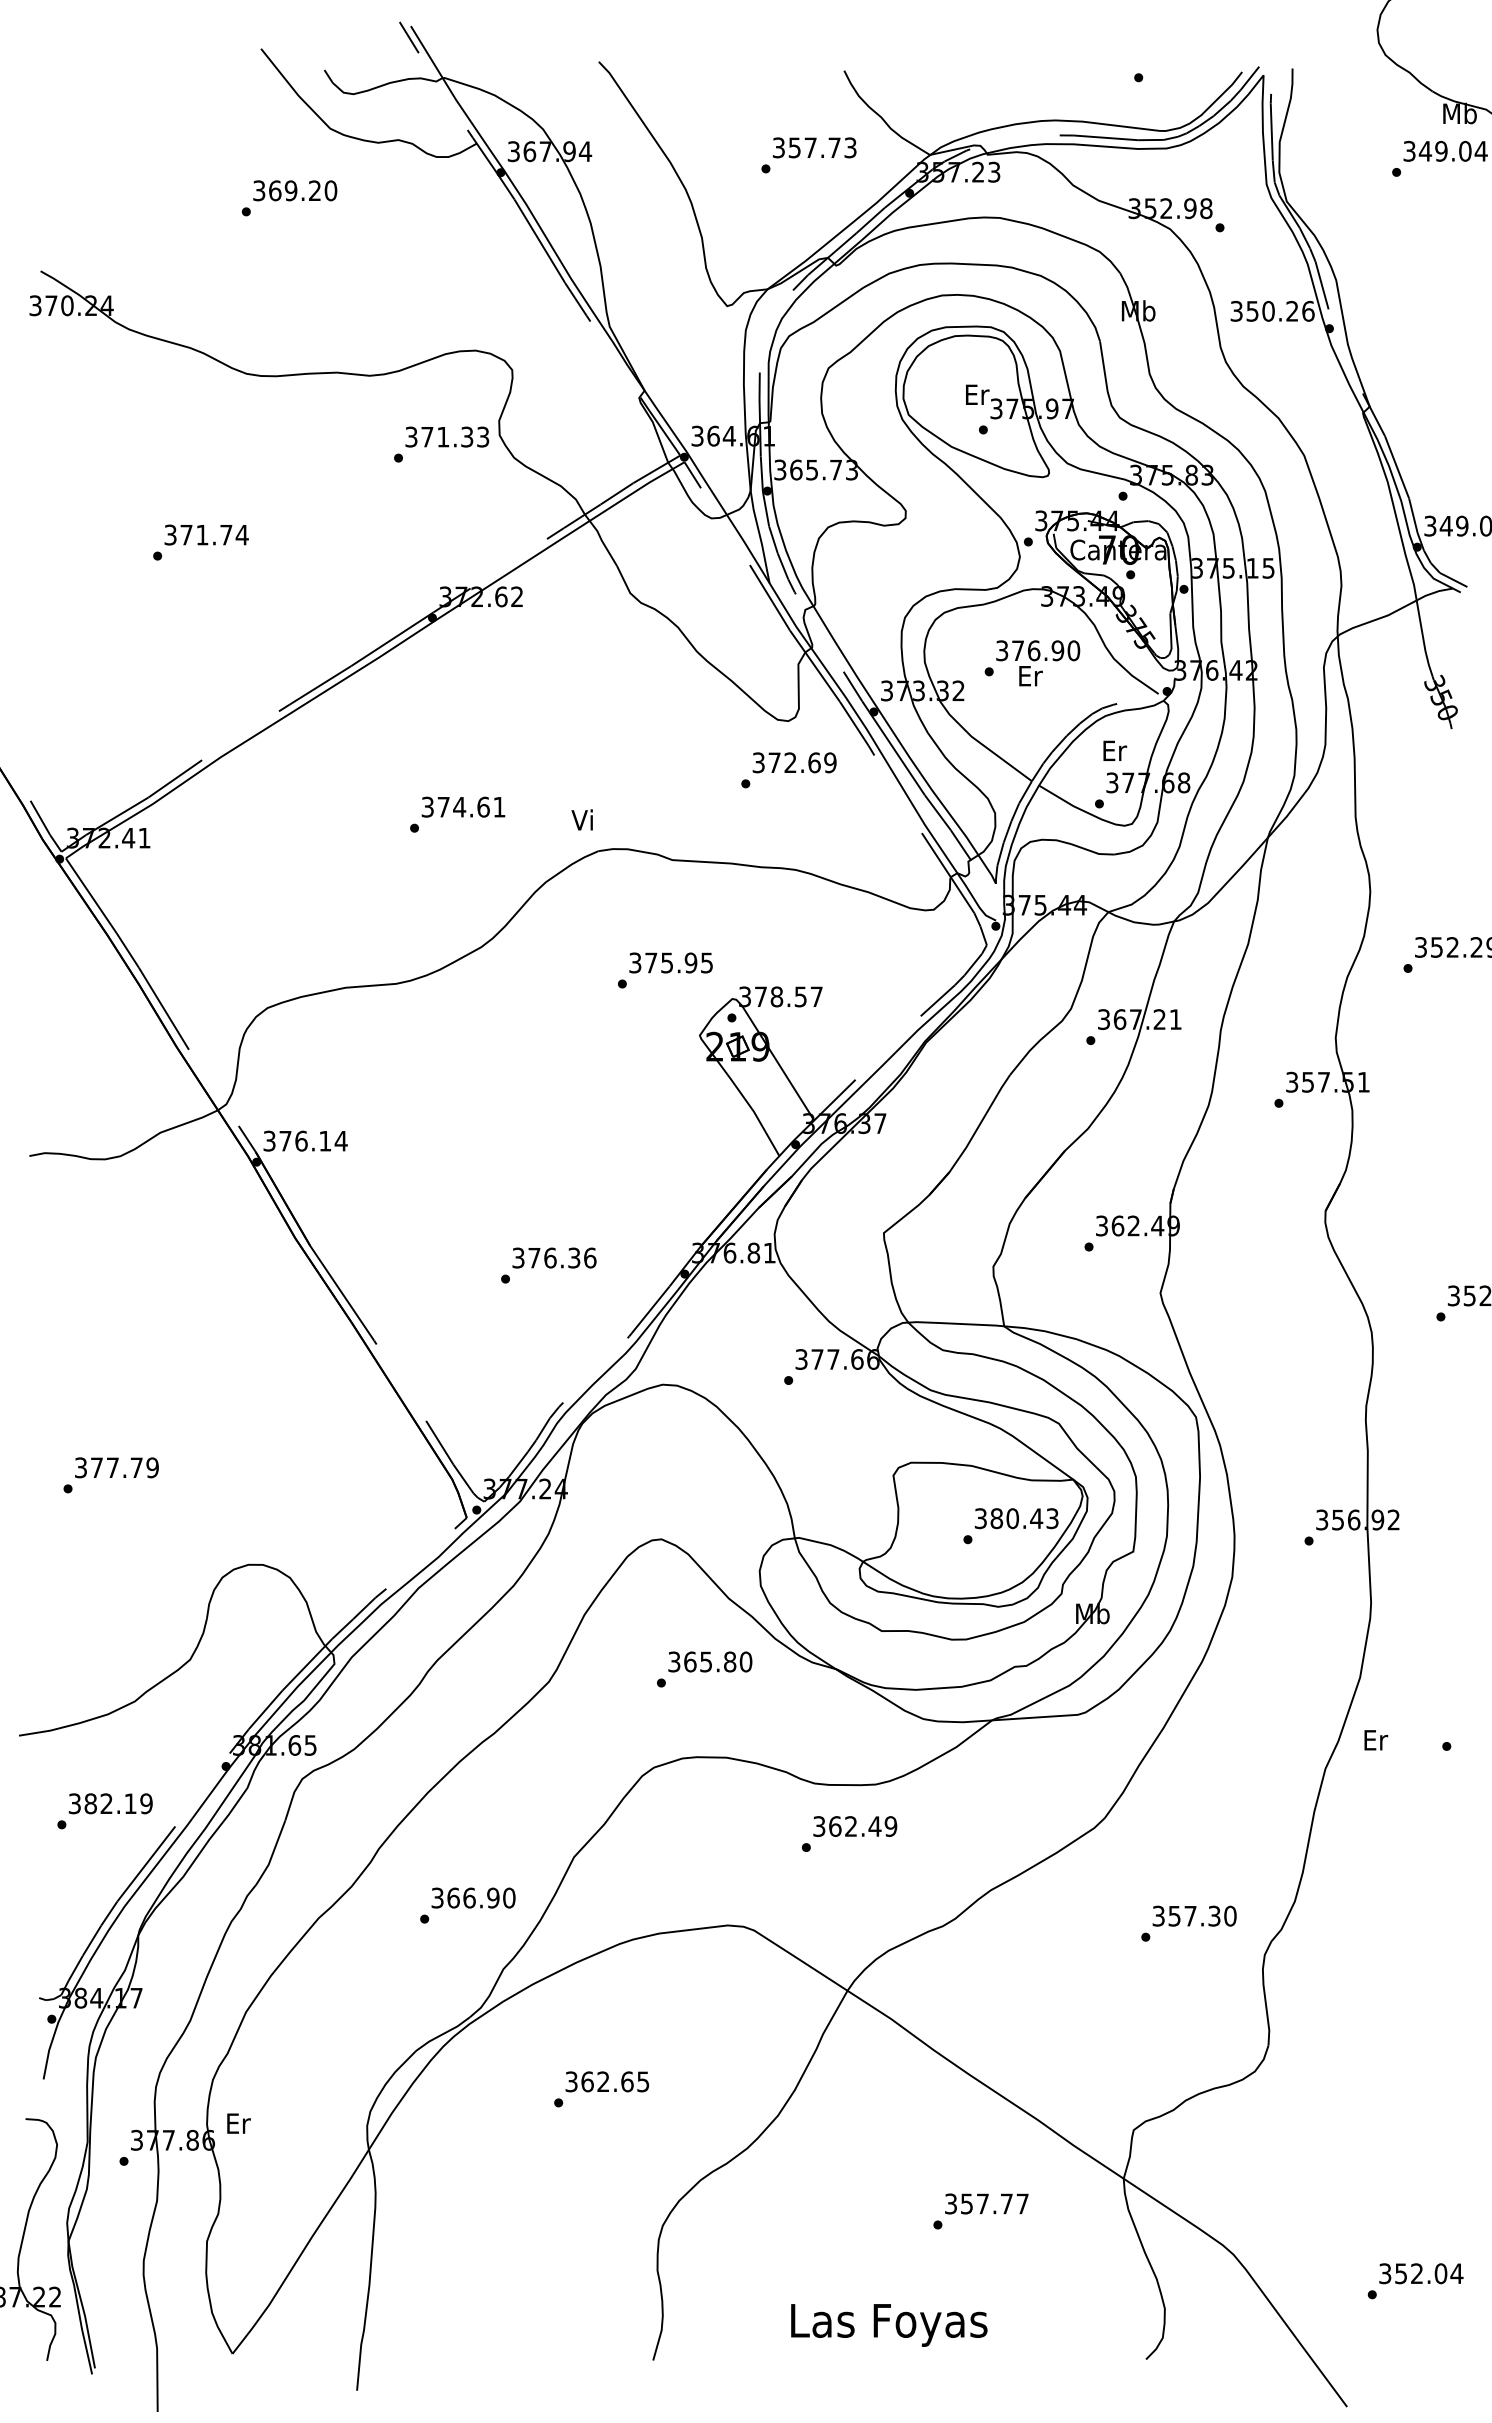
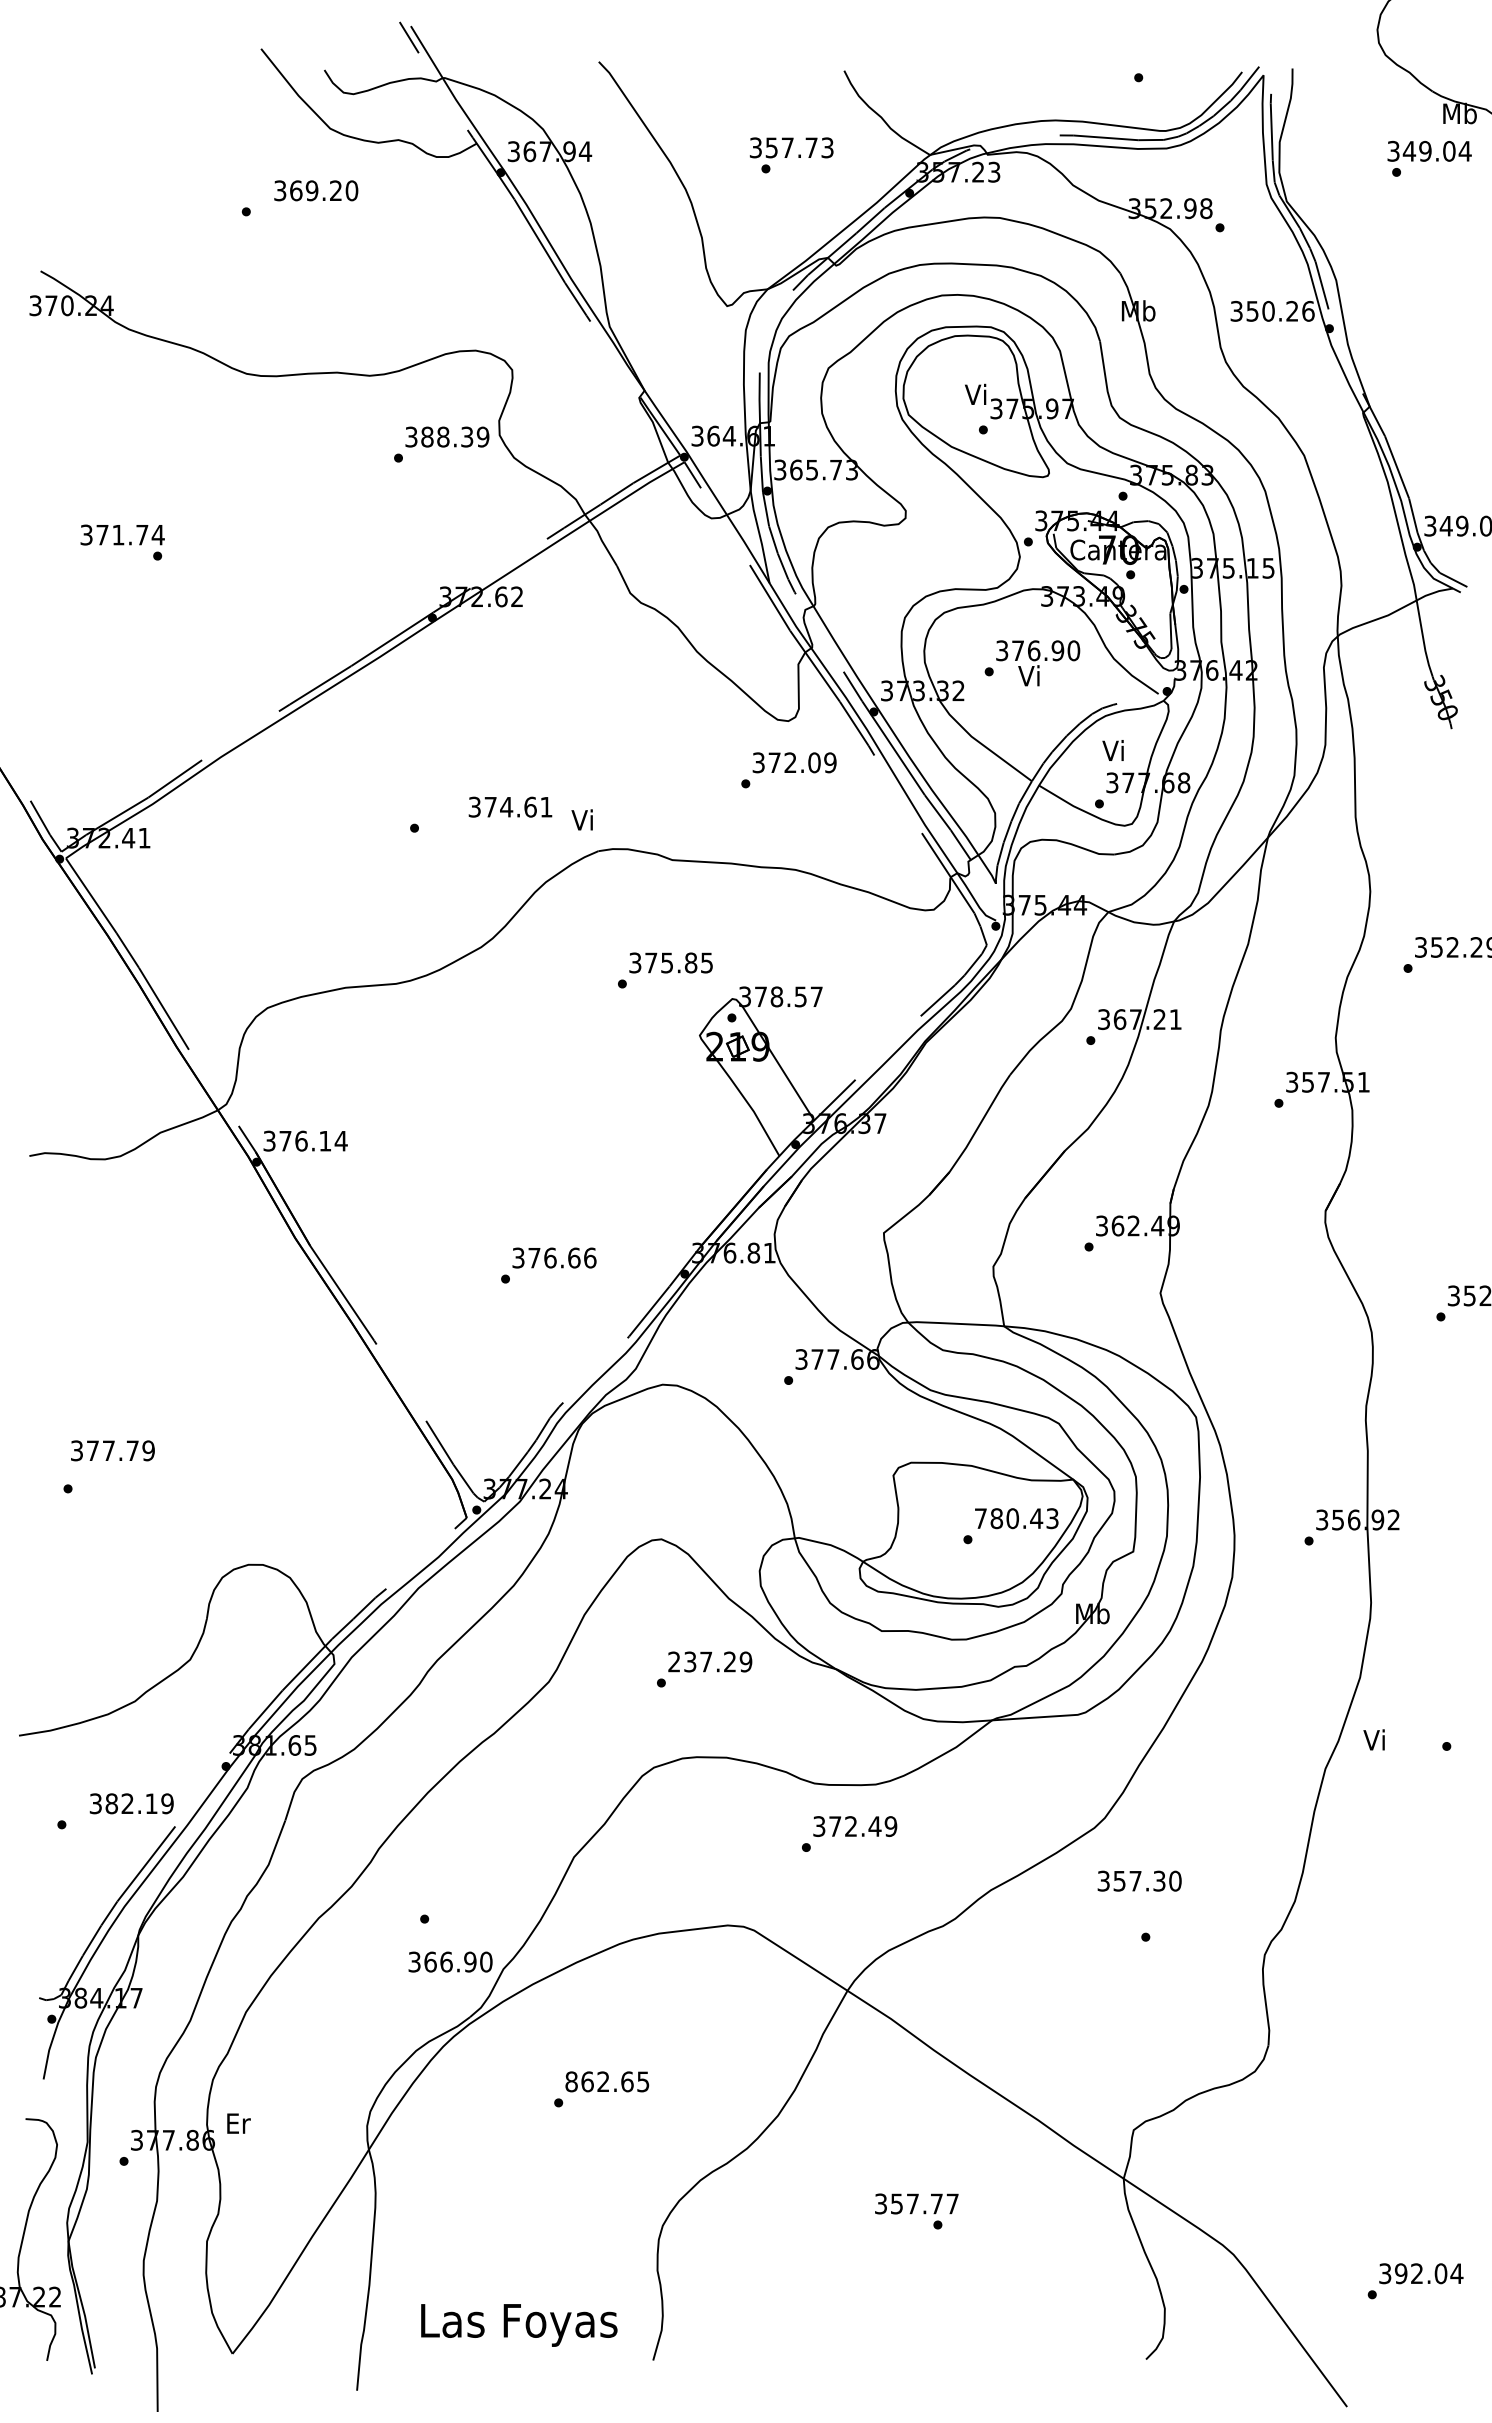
text position: (814, 147) -> (791, 147) (791, 147)
text position: (1445, 151) -> (1429, 151) (1429, 151)
text position: (295, 190) -> (316, 190) (316, 190)
text: Er -> Vi (977, 393)
text: 371.33 -> 388.39 (455, 436)
text position: (206, 534) -> (122, 534) (122, 534)
text: Er -> Vi (1030, 675)
text: Er -> Vi (1114, 750)
text: 372.69 -> 372.09 (814, 762)
text position: (463, 806) -> (510, 806) (510, 806)
text: 375.95 -> 375.85 (690, 962)
text: 376.36 -> 376.66 (574, 1257)
text position: (116, 1467) -> (112, 1450) (112, 1450)
text: 380.43 -> 780.43 (980, 1518)
text: 365.80 -> 237.29 (710, 1661)
text: Er -> Vi (1375, 1739)
text position: (110, 1803) -> (131, 1803) (131, 1803)
text: 362.49 -> 372.49 (835, 1826)
text position: (473, 1897) -> (450, 1961) (450, 1961)
text position: (1194, 1915) -> (1139, 1880) (1139, 1880)
text: 362.65 -> 862.65 (571, 2081)
text position: (986, 2203) -> (916, 2203) (916, 2203)
text: 352.04 -> 392.04 (1400, 2273)
text position: (889, 2325) -> (519, 2325) (519, 2325)
